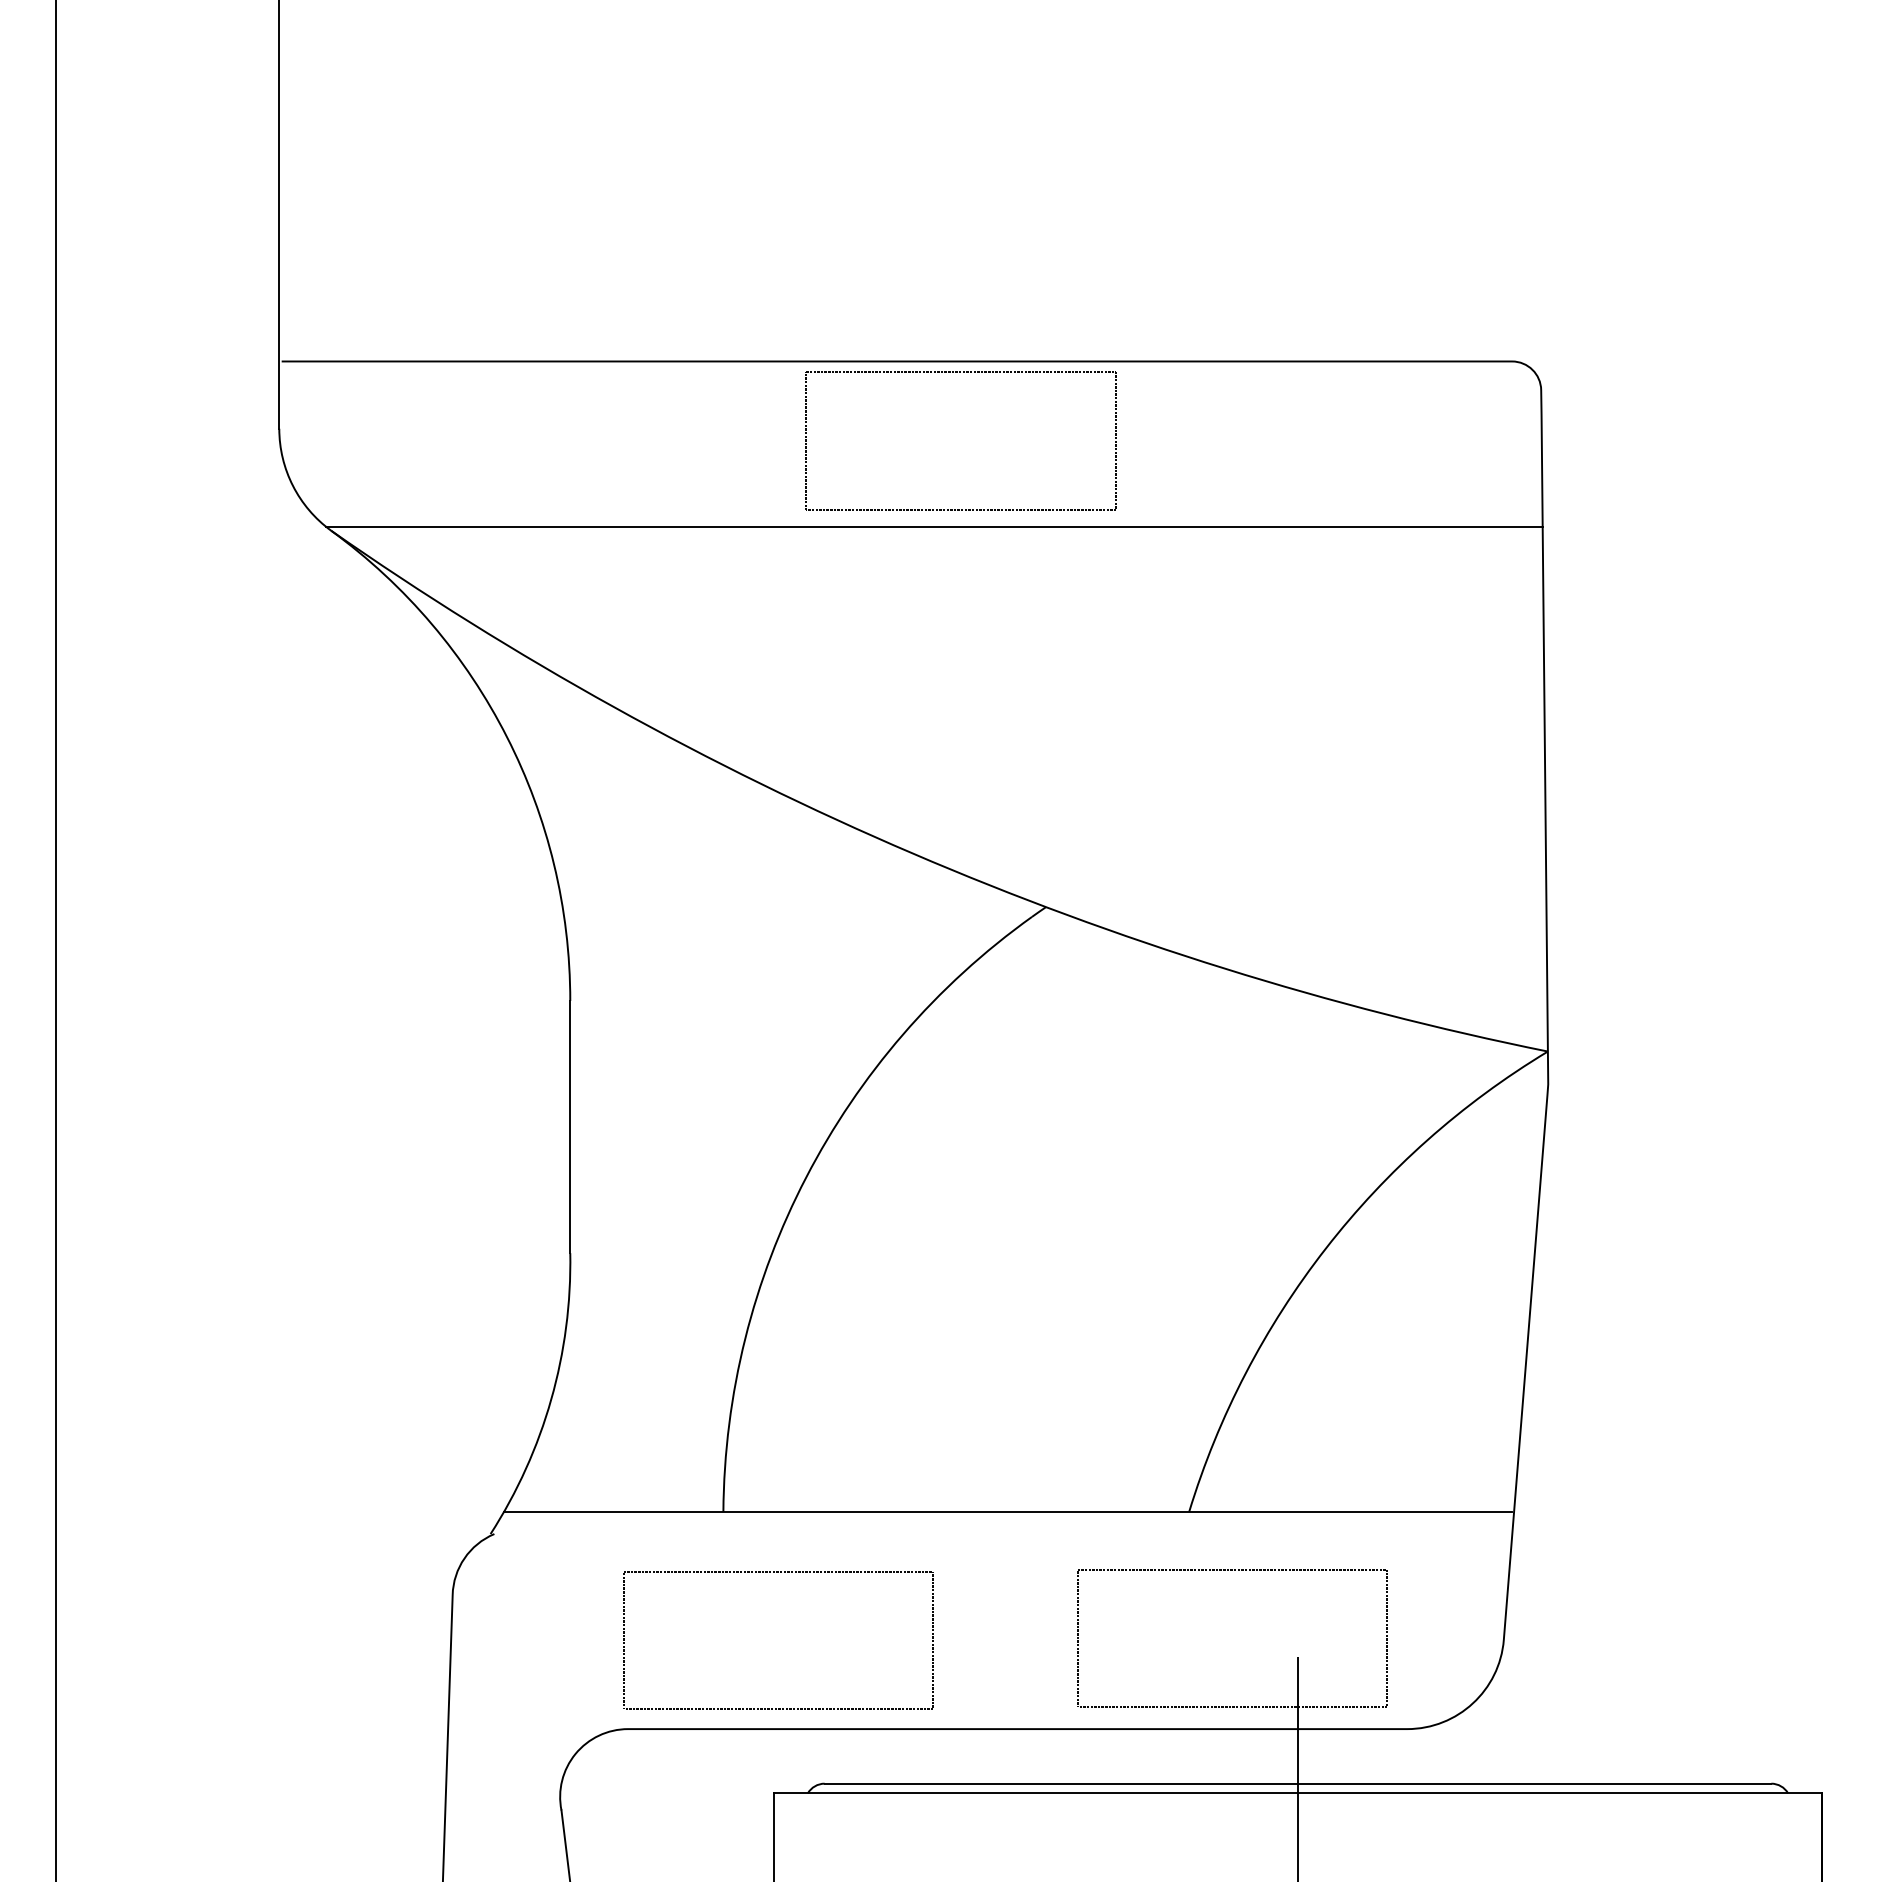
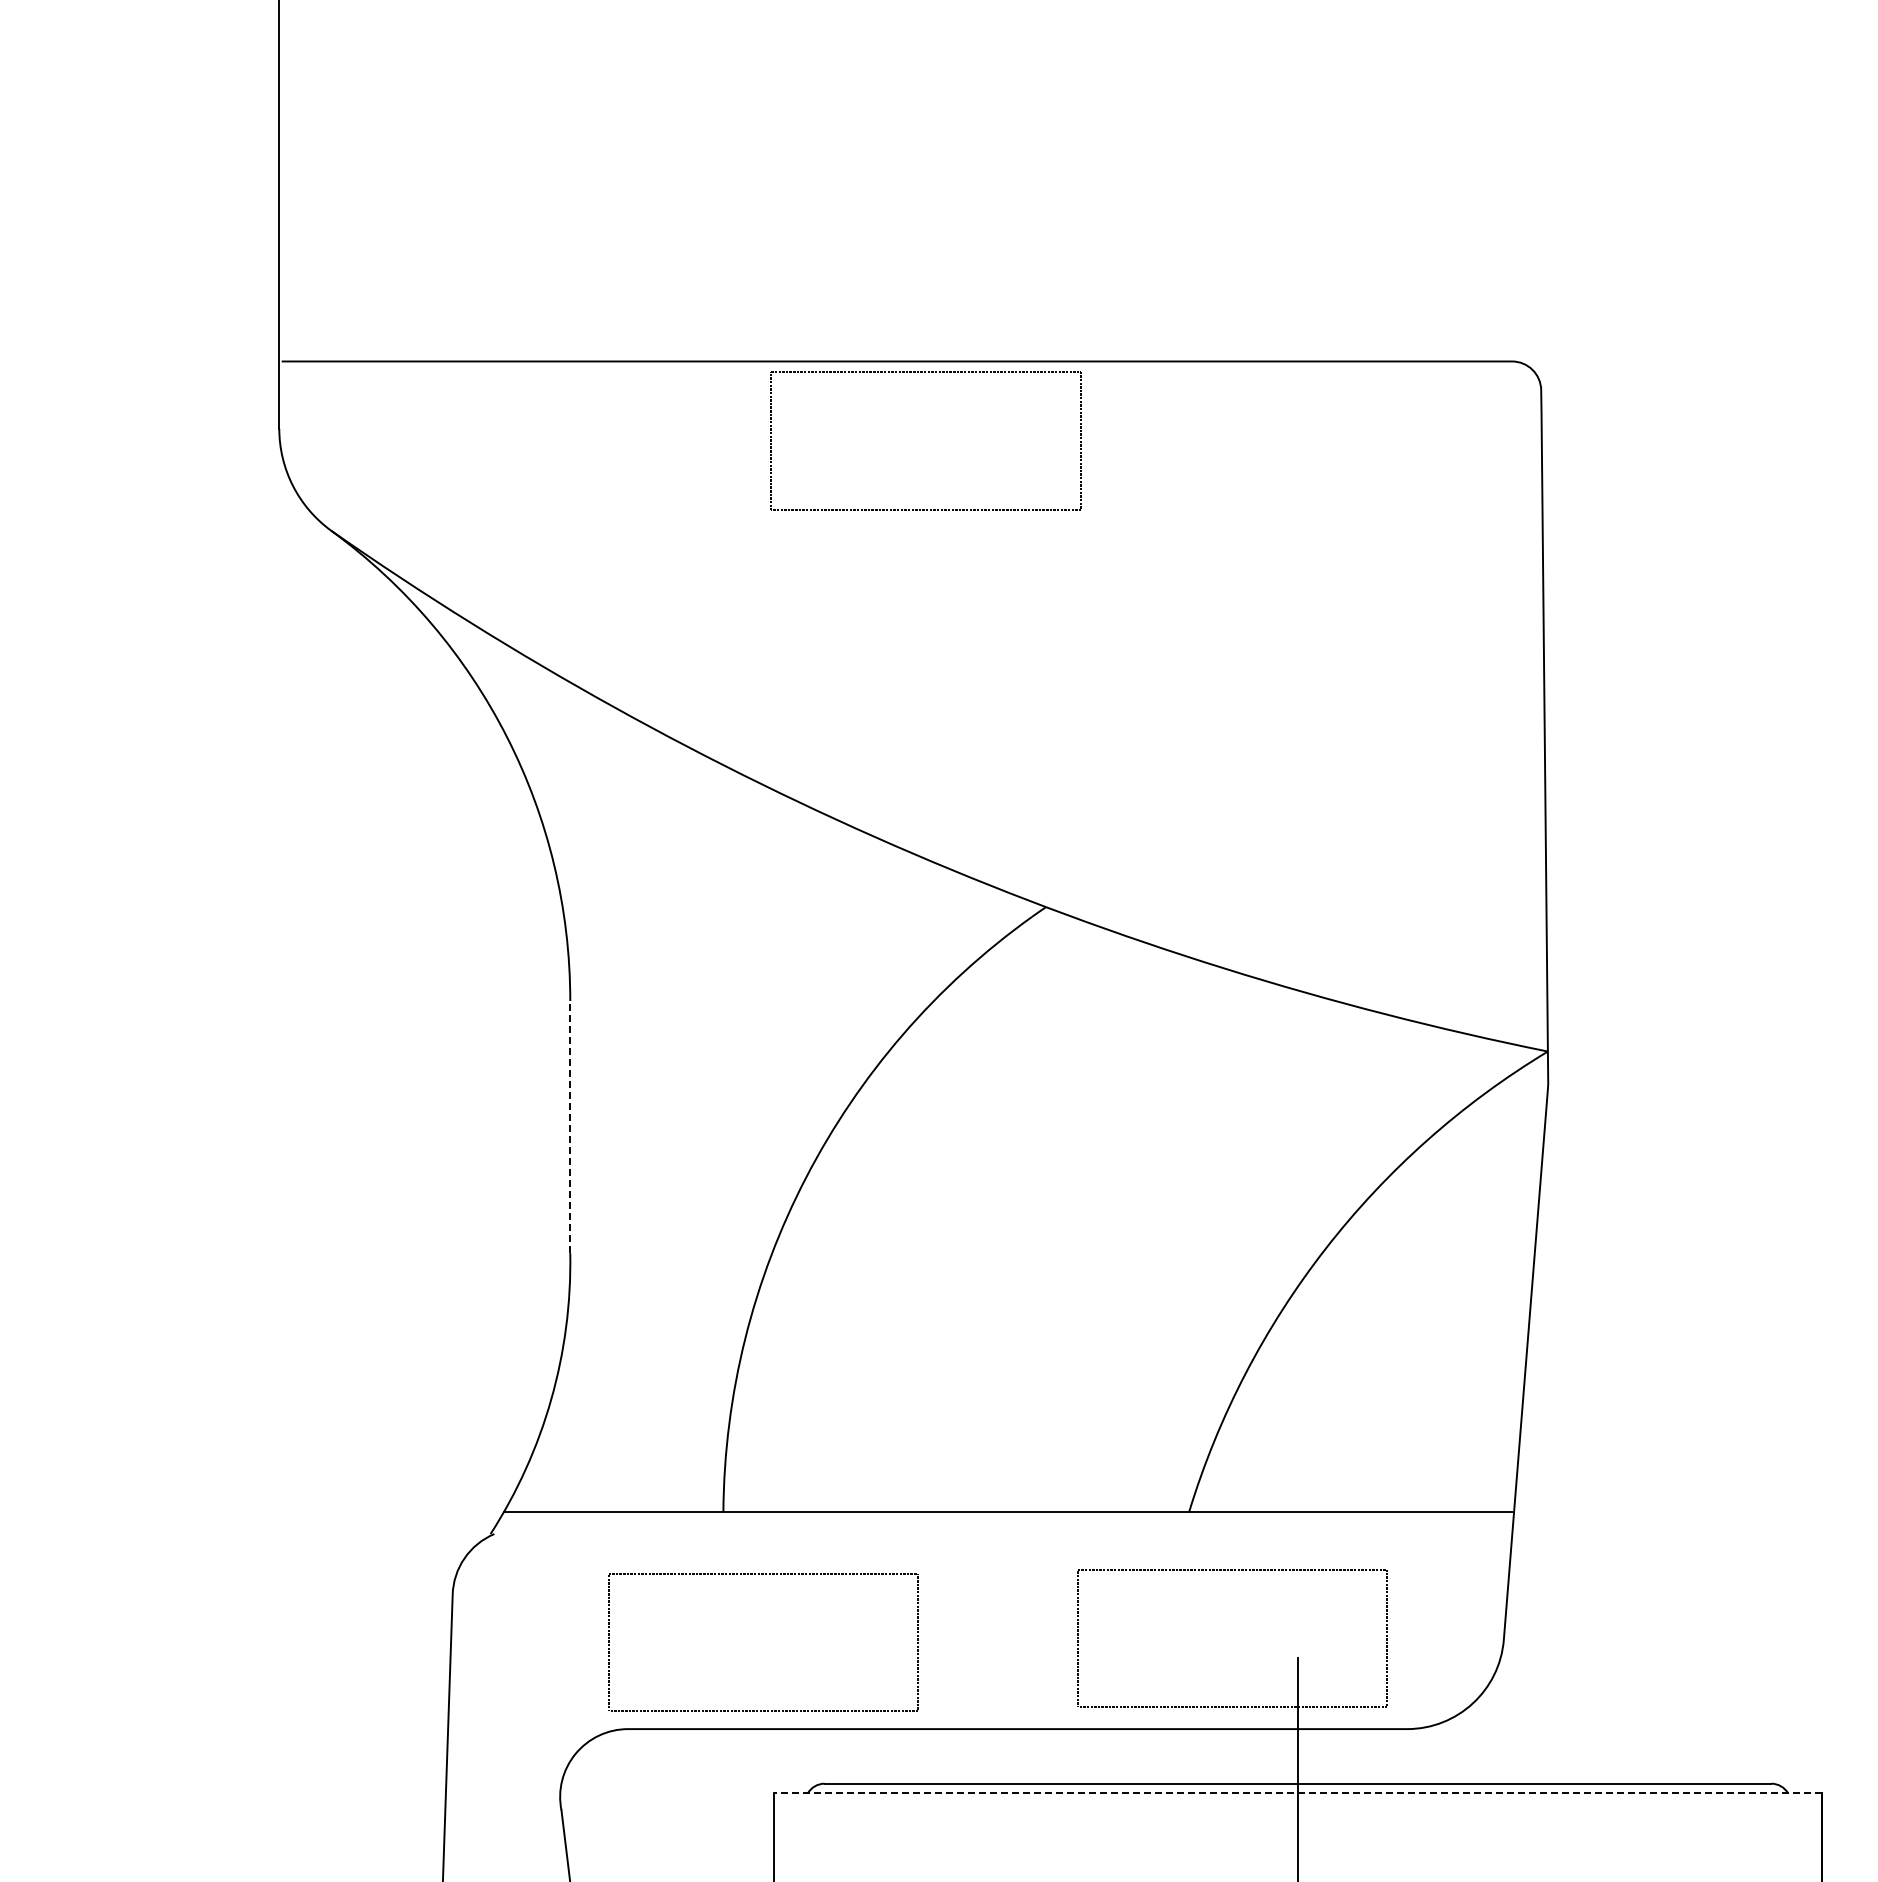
part position: (960, 372) -> (925, 372) (925, 372)
line: present -> none (934, 526)
line: present -> none (56, 940)
line: solid -> dashed (570, 1126)
part position: (778, 1572) -> (763, 1574) (763, 1574)
line: solid -> dashed (1298, 1793)
